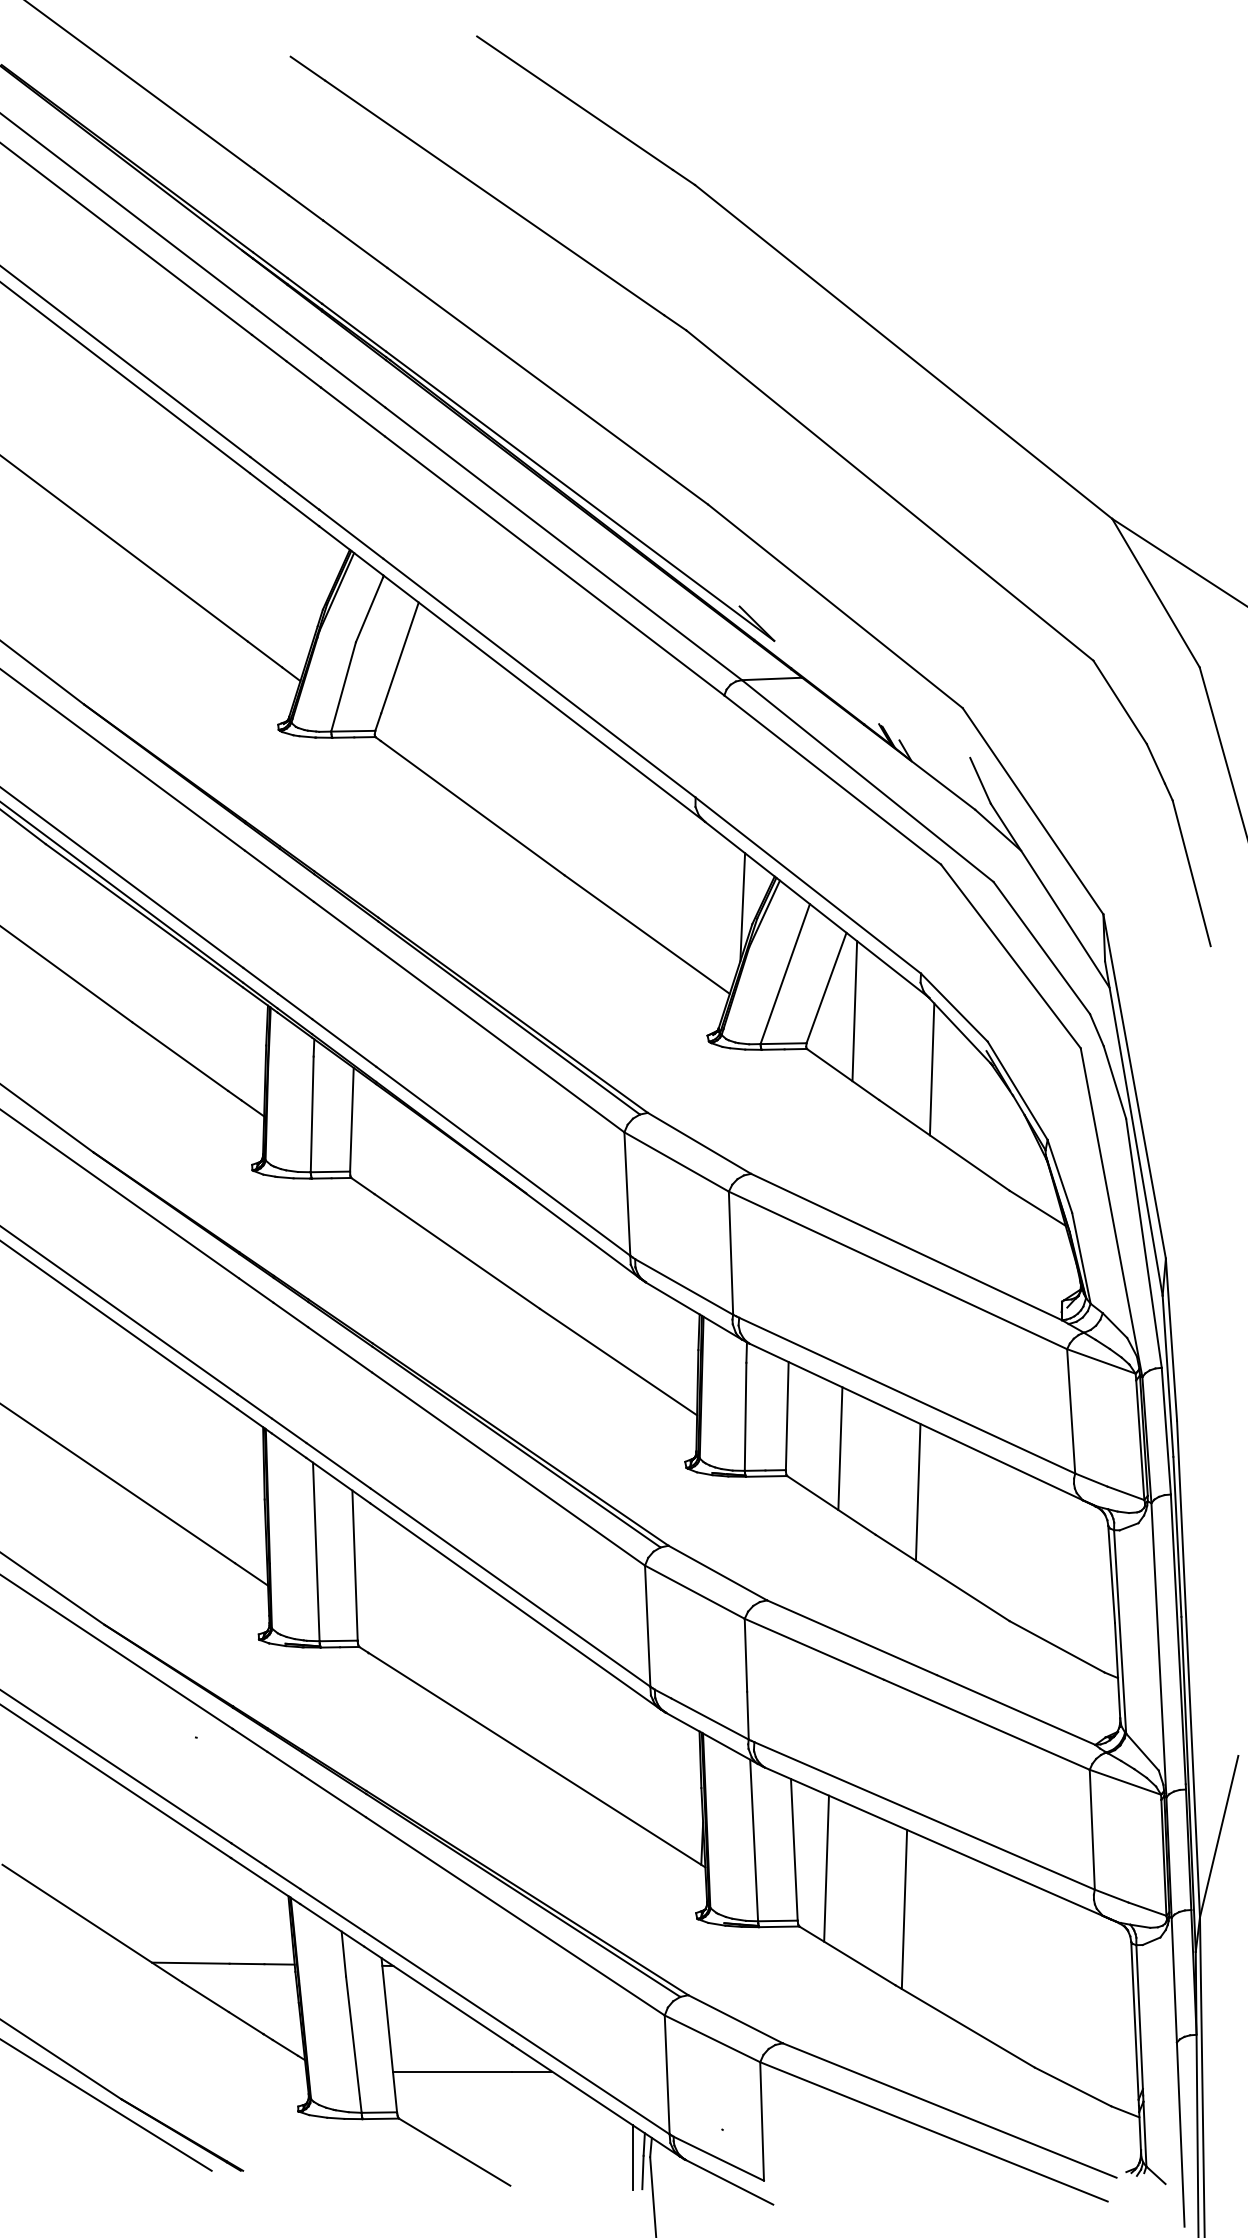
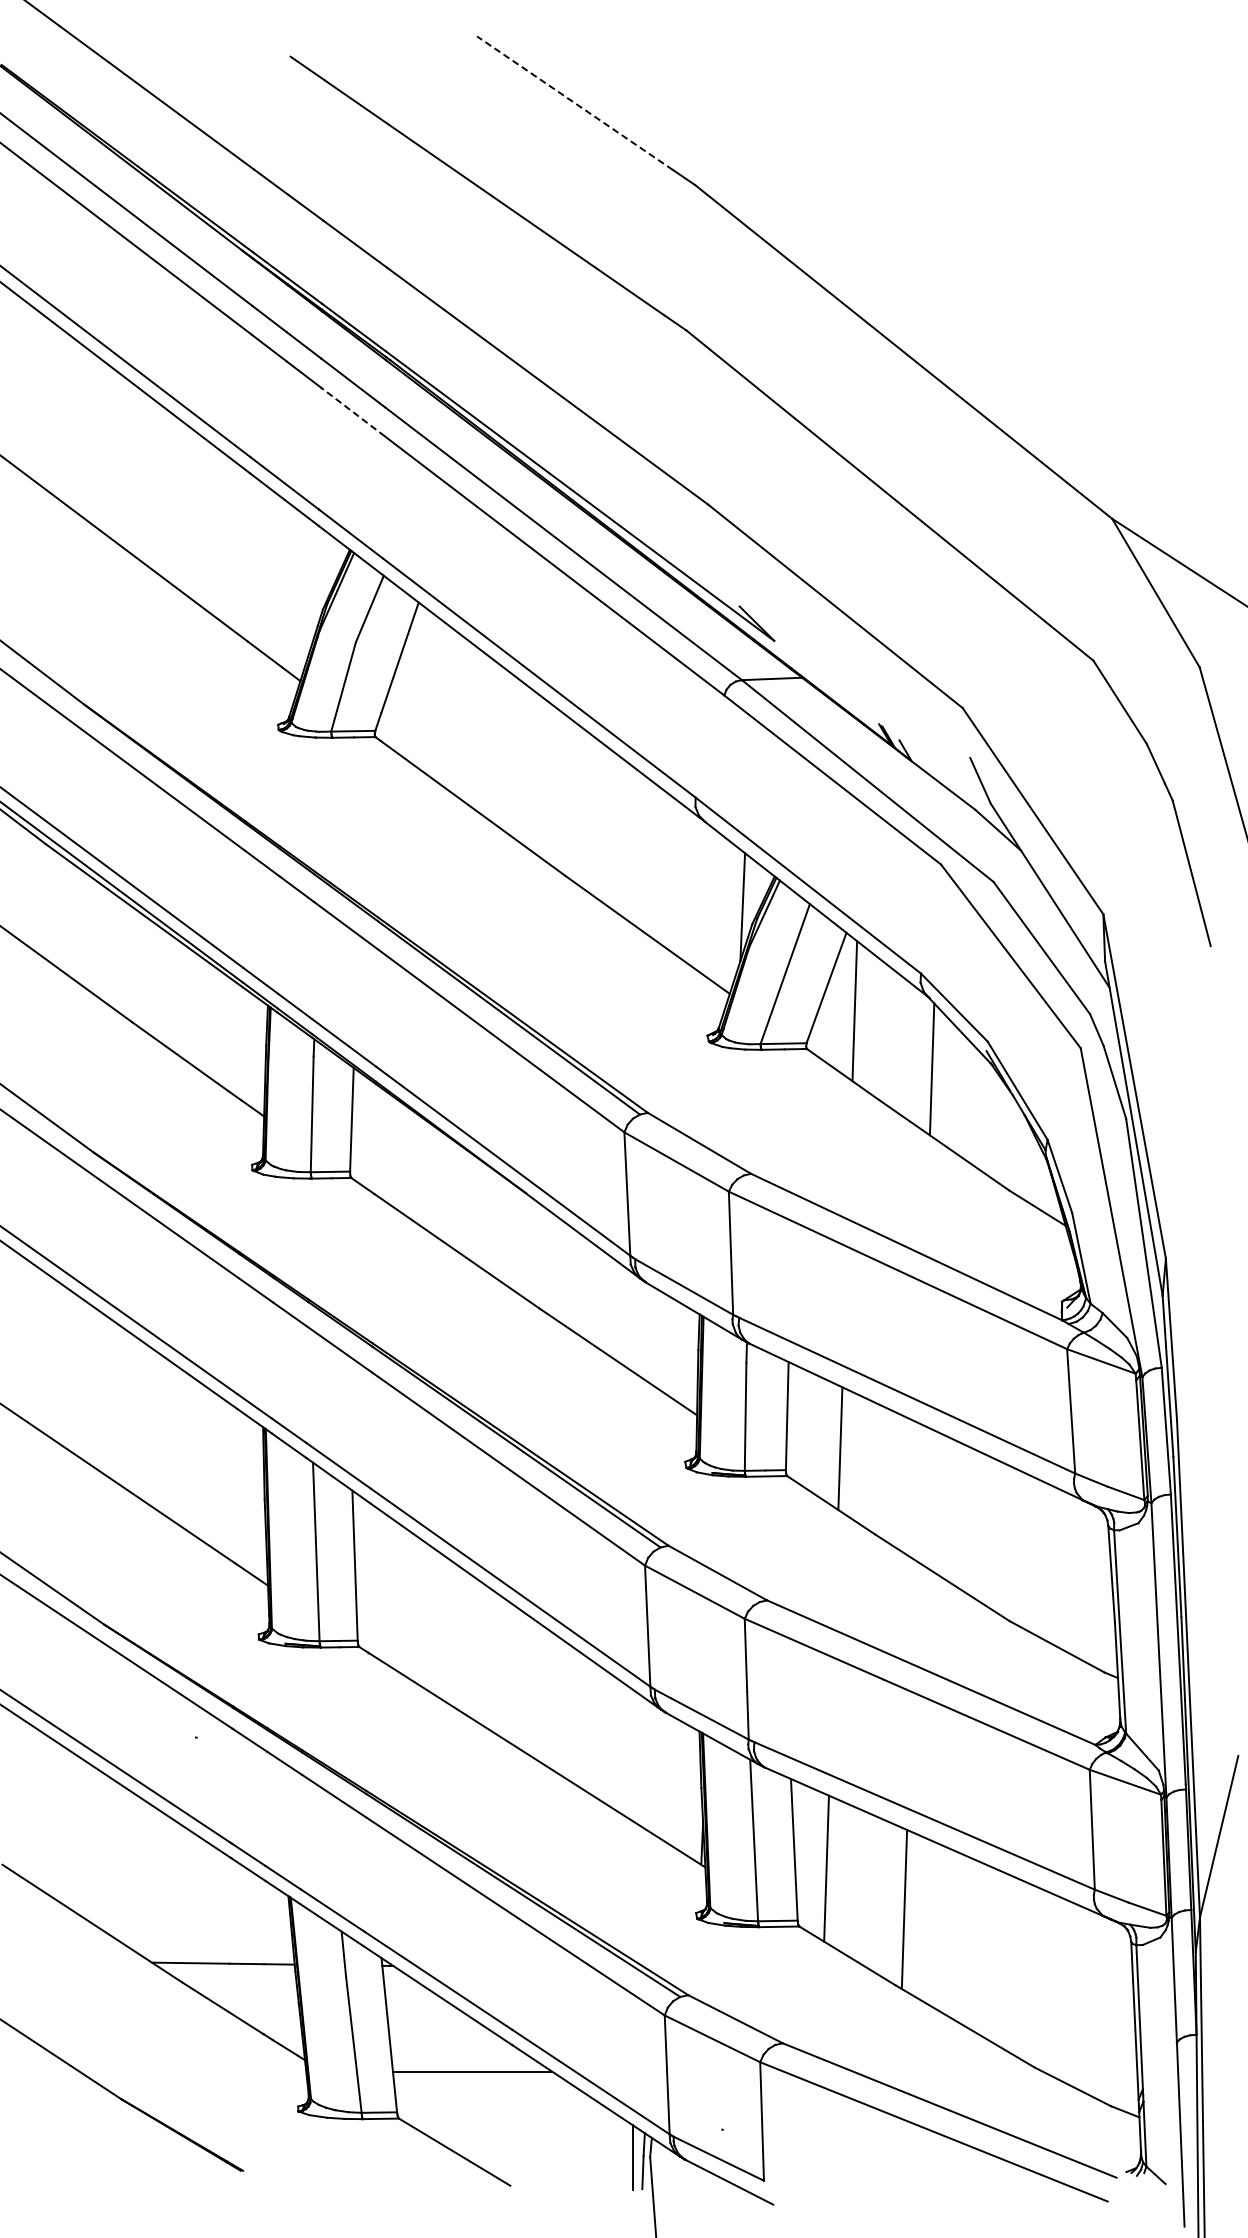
line: solid -> dashed (575, 103)
line: solid -> dashed (352, 411)
line: present -> none (917, 1491)
line: present -> none (106, 2105)
